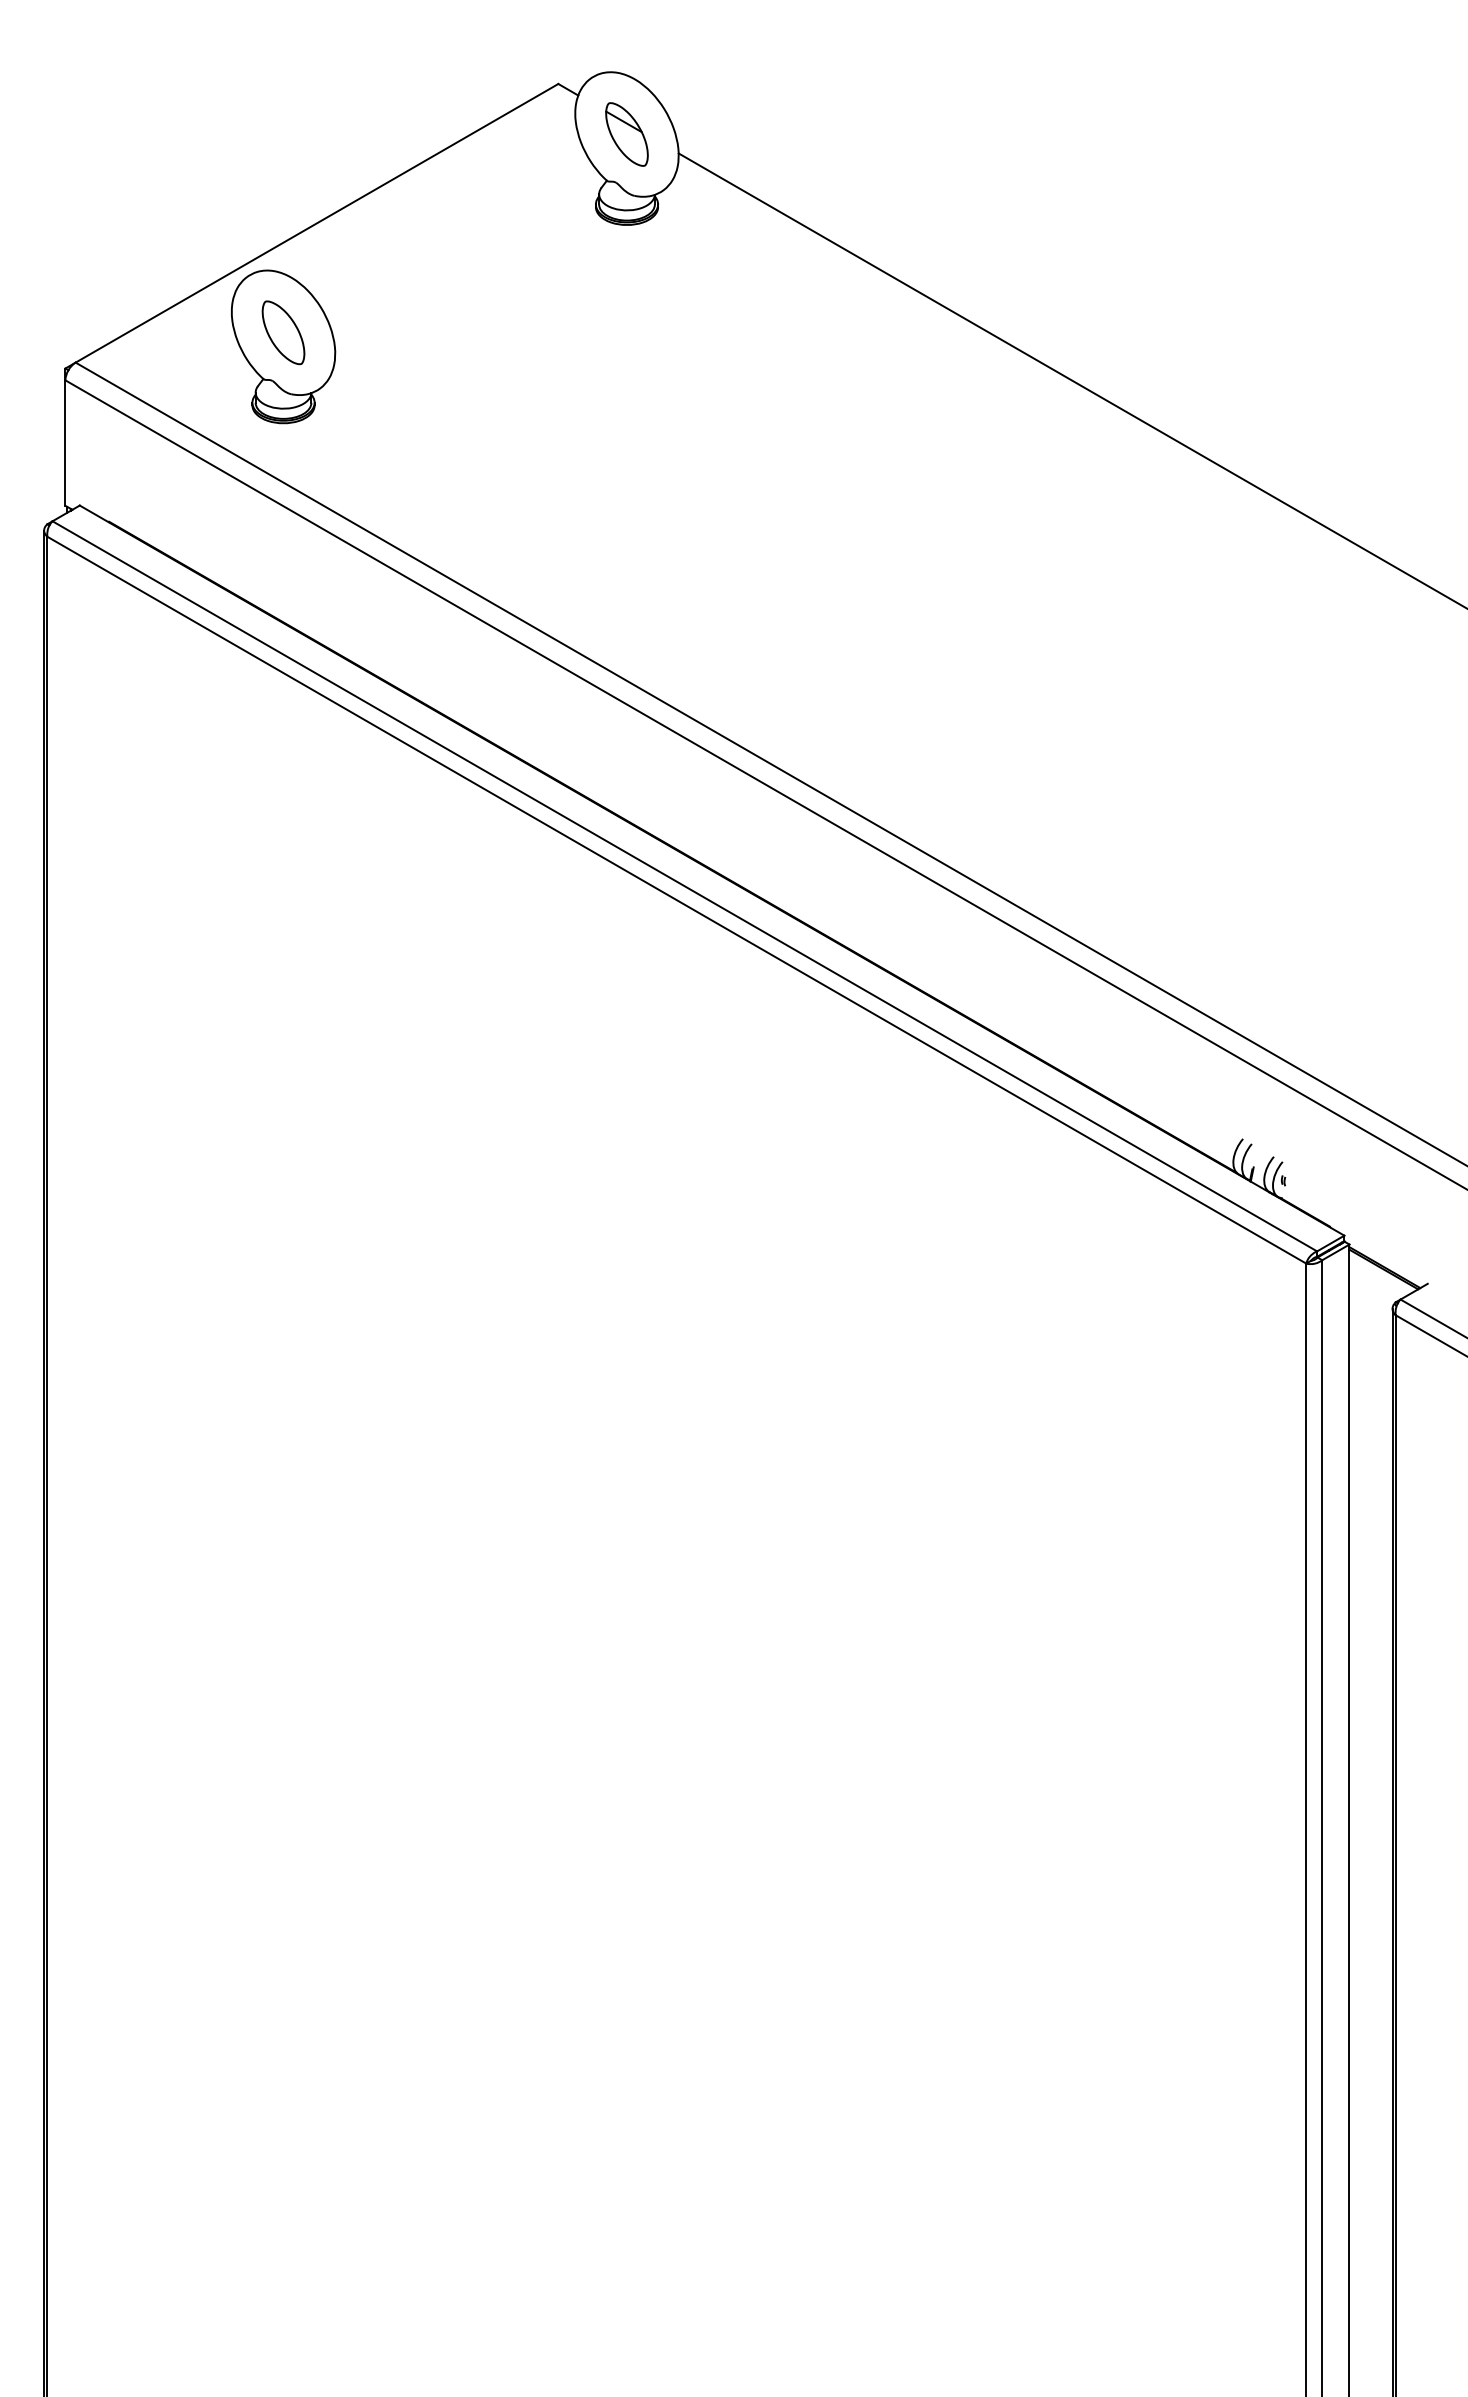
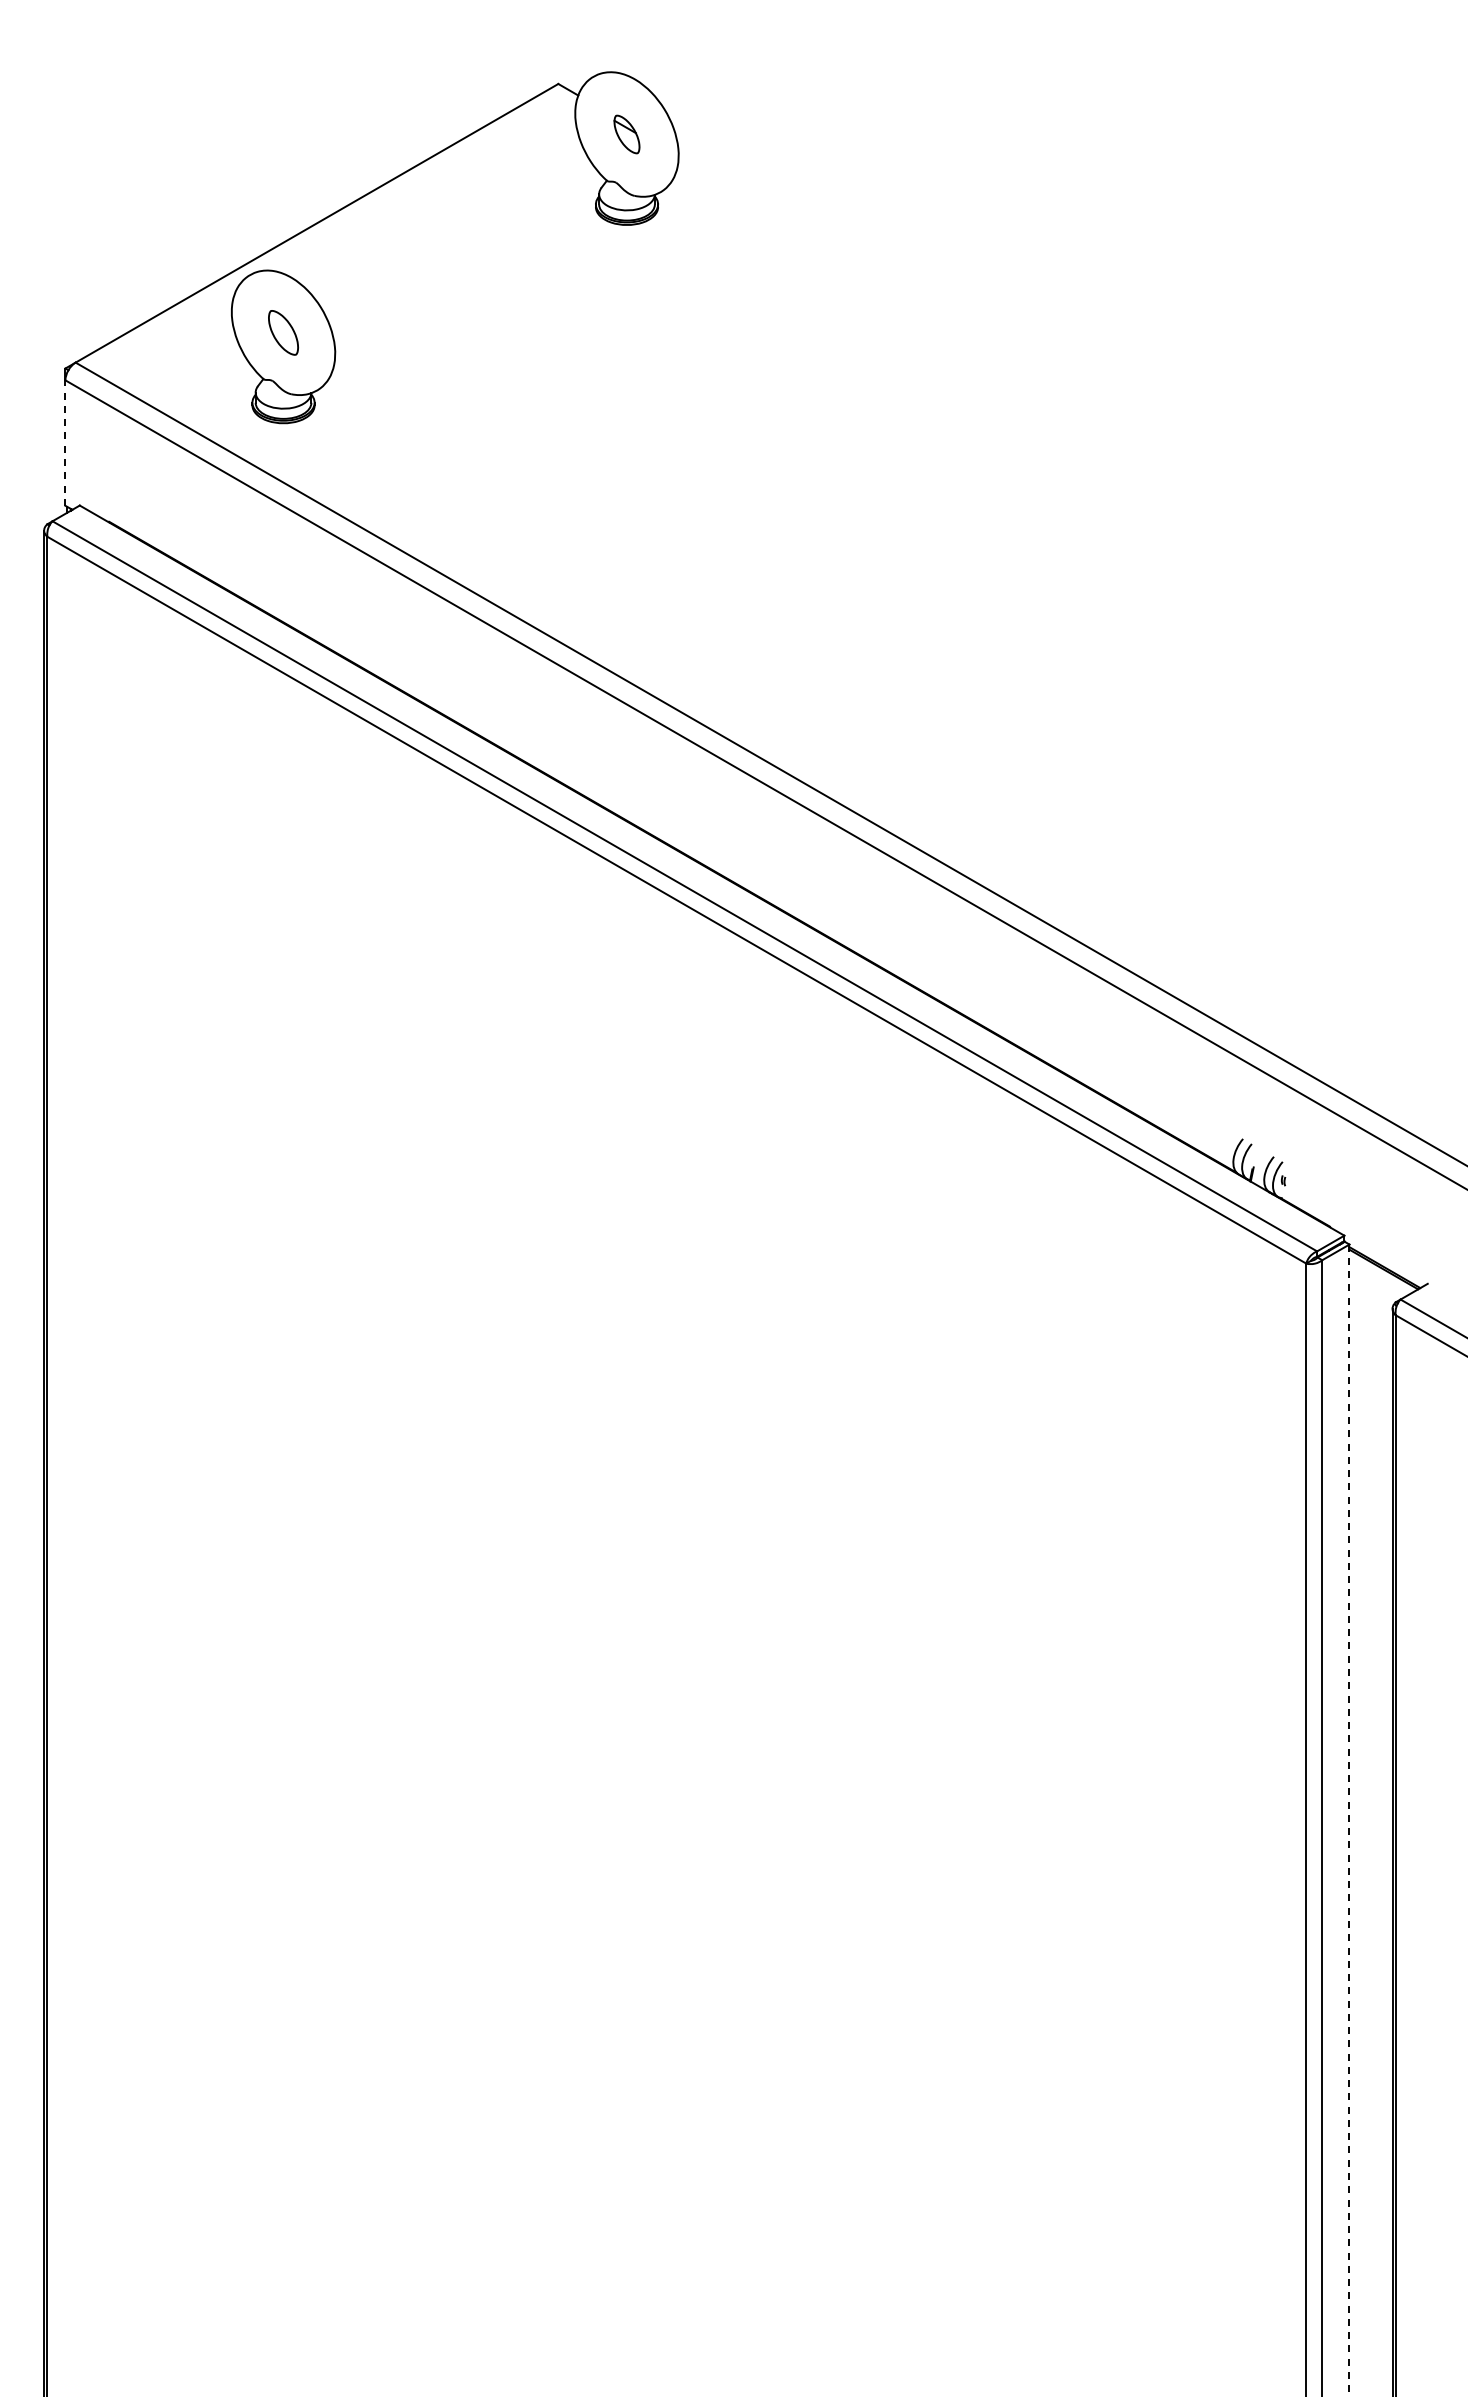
part size: 44x65 px -> 28x41 px (626, 134)
part size: 45x66 px -> 31x46 px (283, 332)
line: present -> none (1071, 380)
line: solid -> dashed (65, 443)
line: solid -> dashed (1349, 1820)
